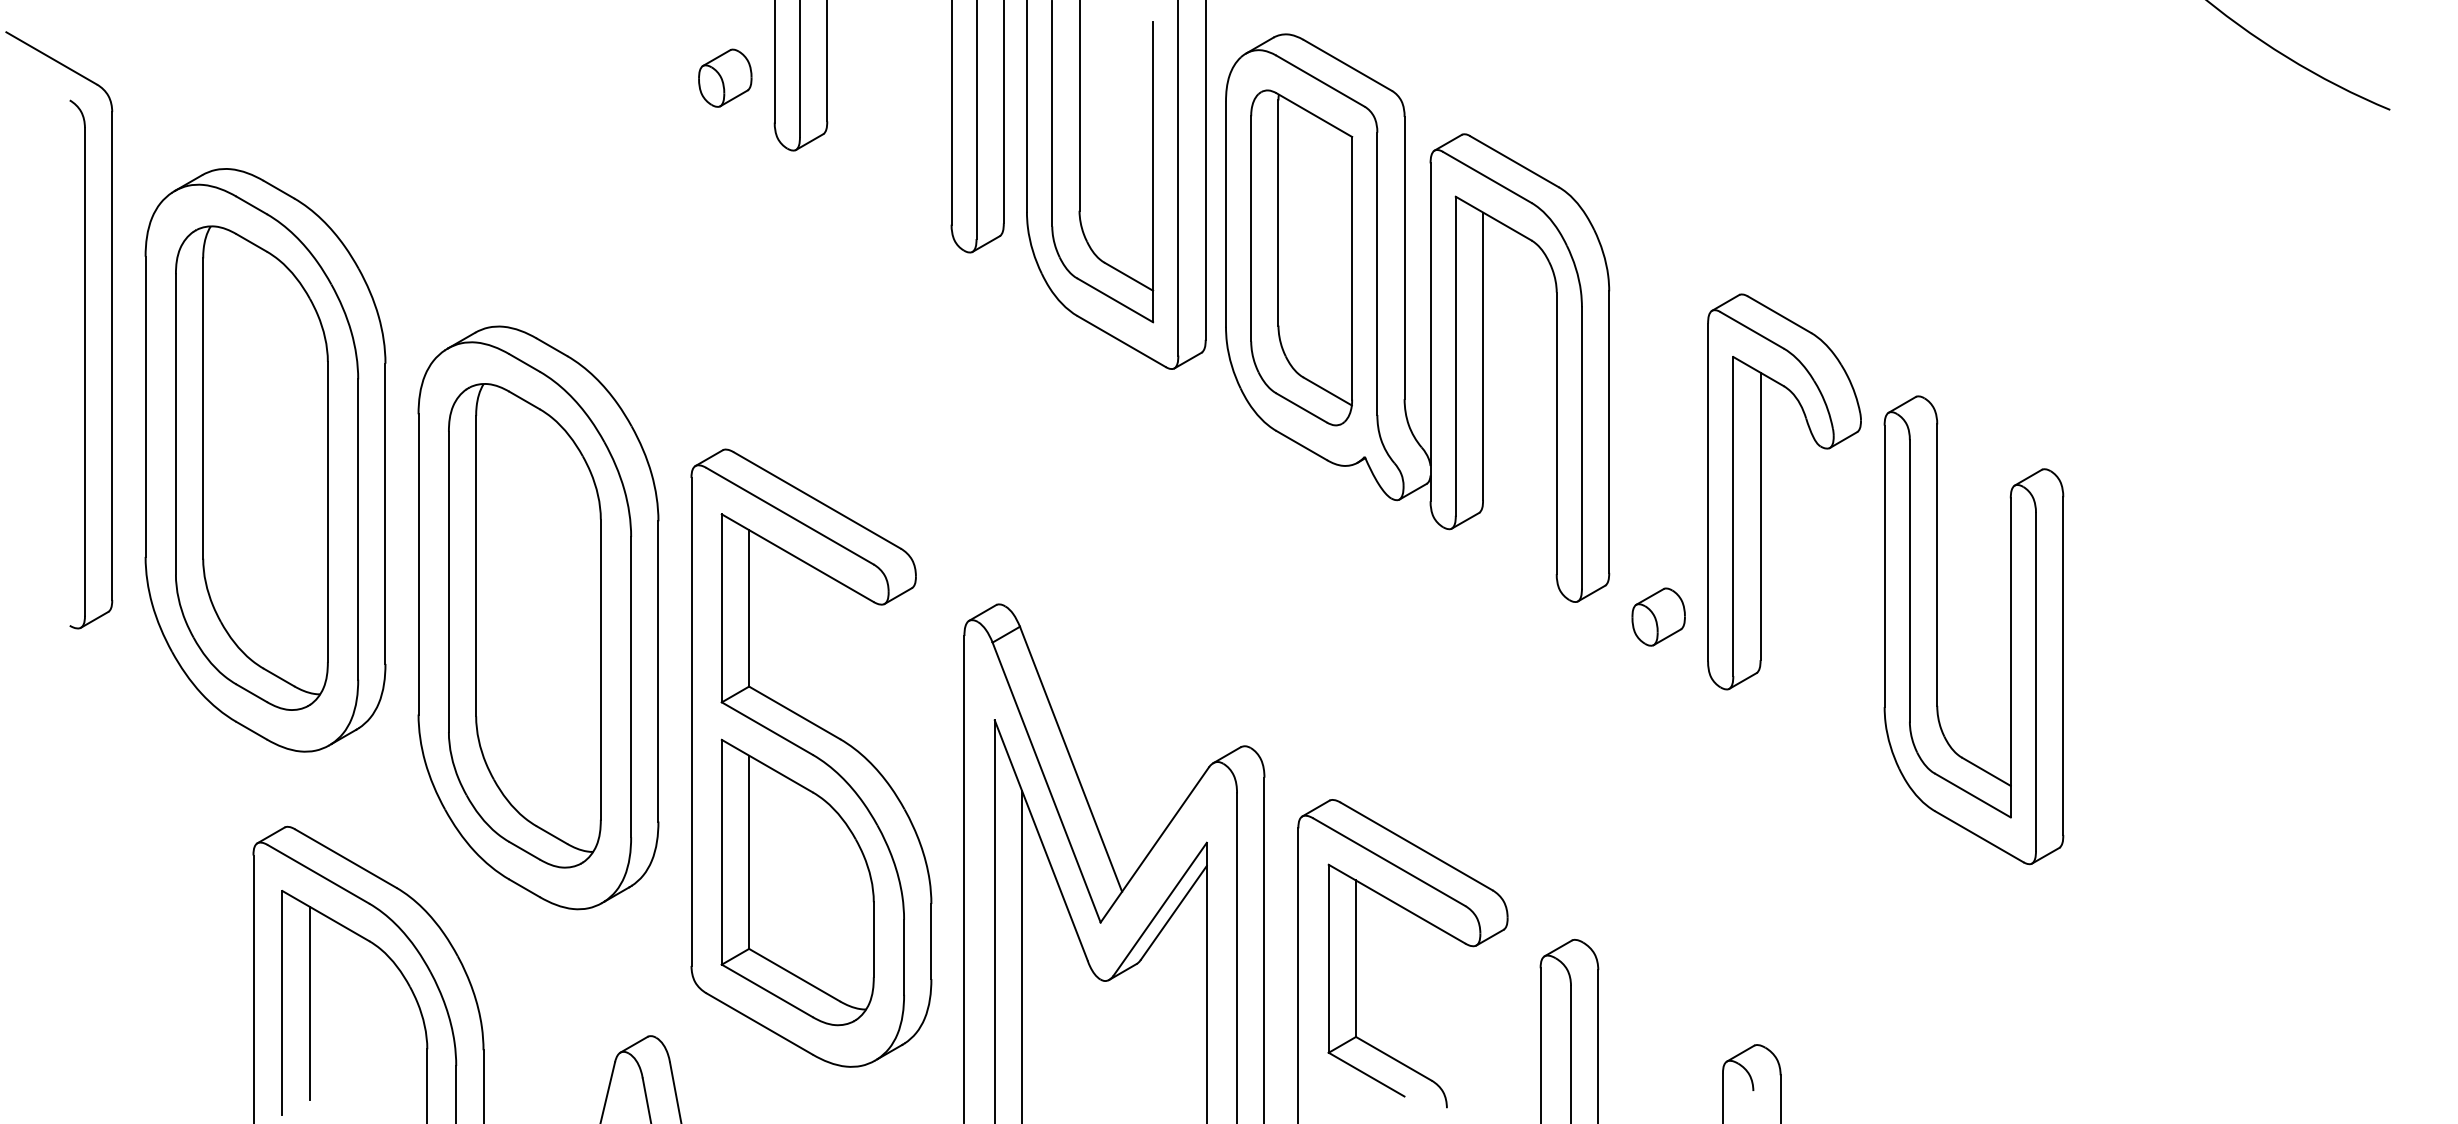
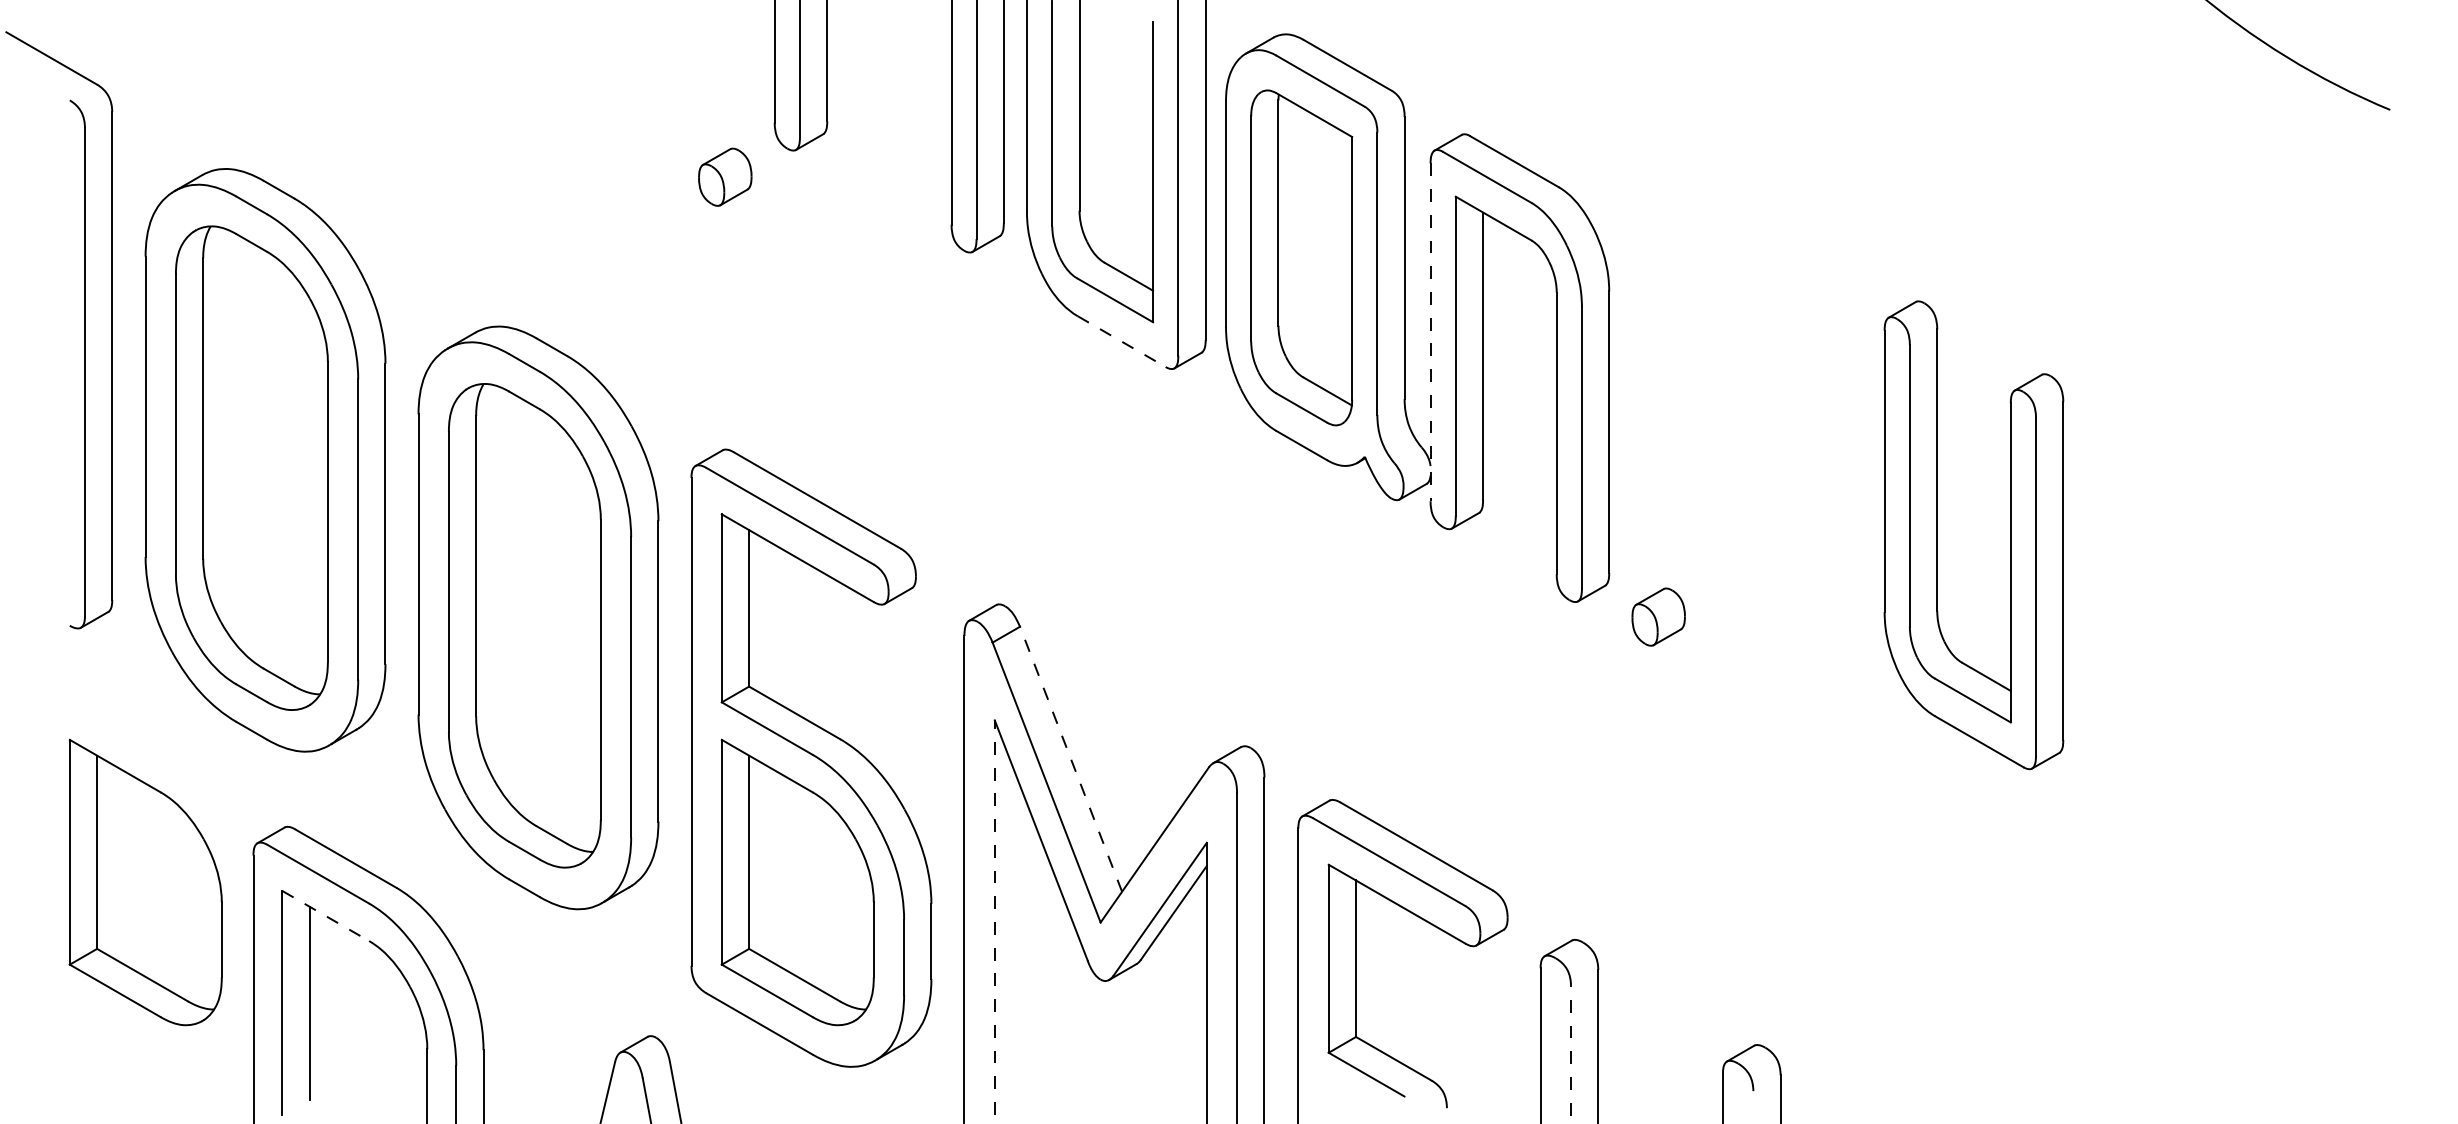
part position: (725, 77) -> (725, 176) (725, 176)
line: solid -> dashed (1430, 332)
line: solid -> dashed (1121, 341)
part: present -> none (1761, 491)
part position: (1937, 630) -> (1937, 535) (1937, 535)
line: solid -> dashed (1070, 758)
part: none -> present (145, 882)
line: solid -> dashed (326, 916)
line: solid -> dashed (994, 922)
line: present -> none (1022, 955)
line: solid -> dashed (1571, 1054)
